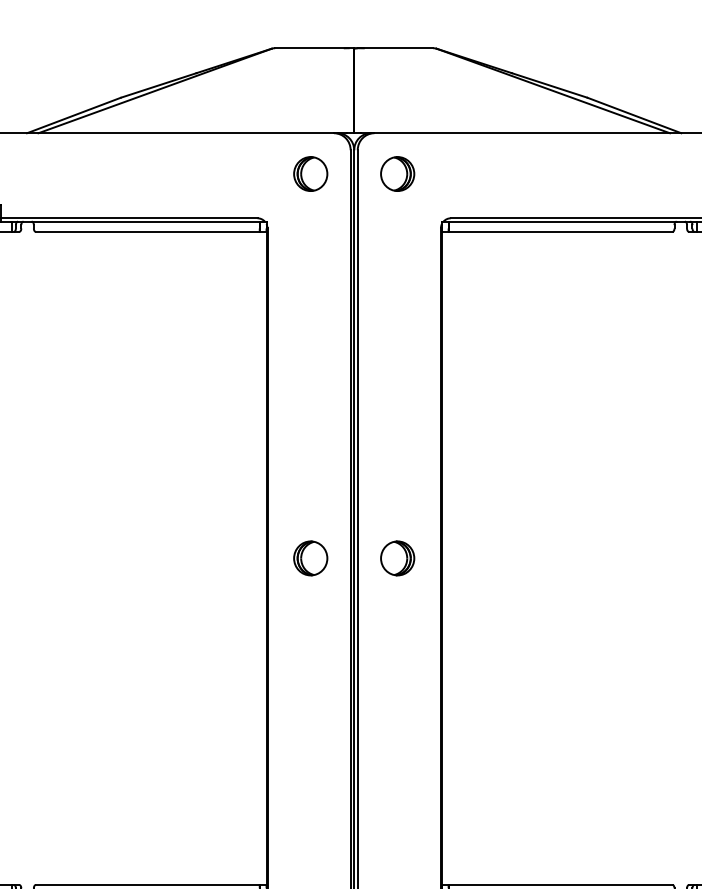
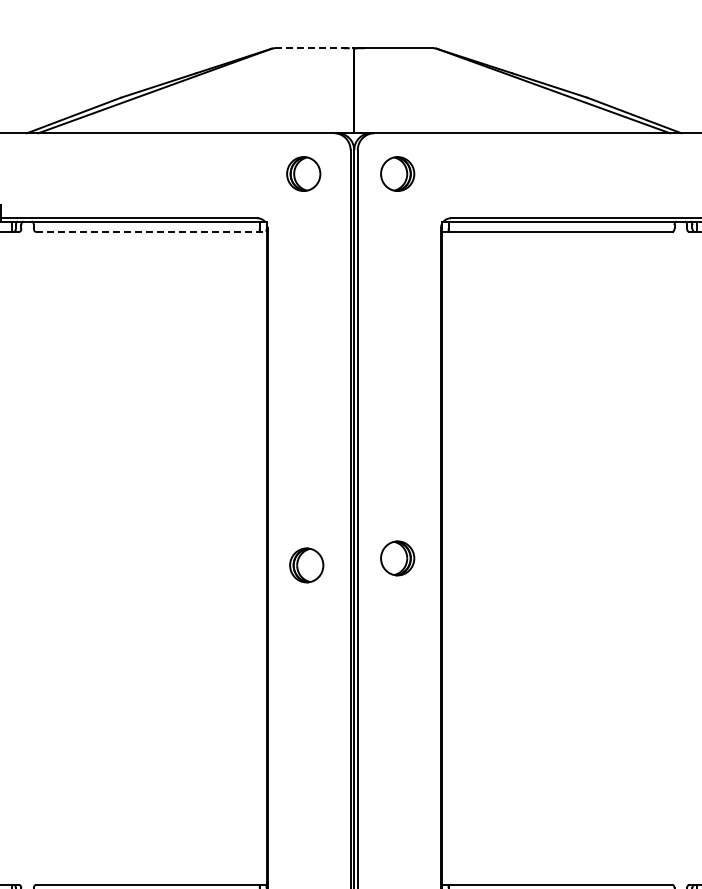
line: solid -> dashed (314, 48)
part position: (310, 173) -> (303, 173) (303, 173)
line: solid -> dashed (151, 231)
part position: (310, 558) -> (306, 565) (306, 565)
